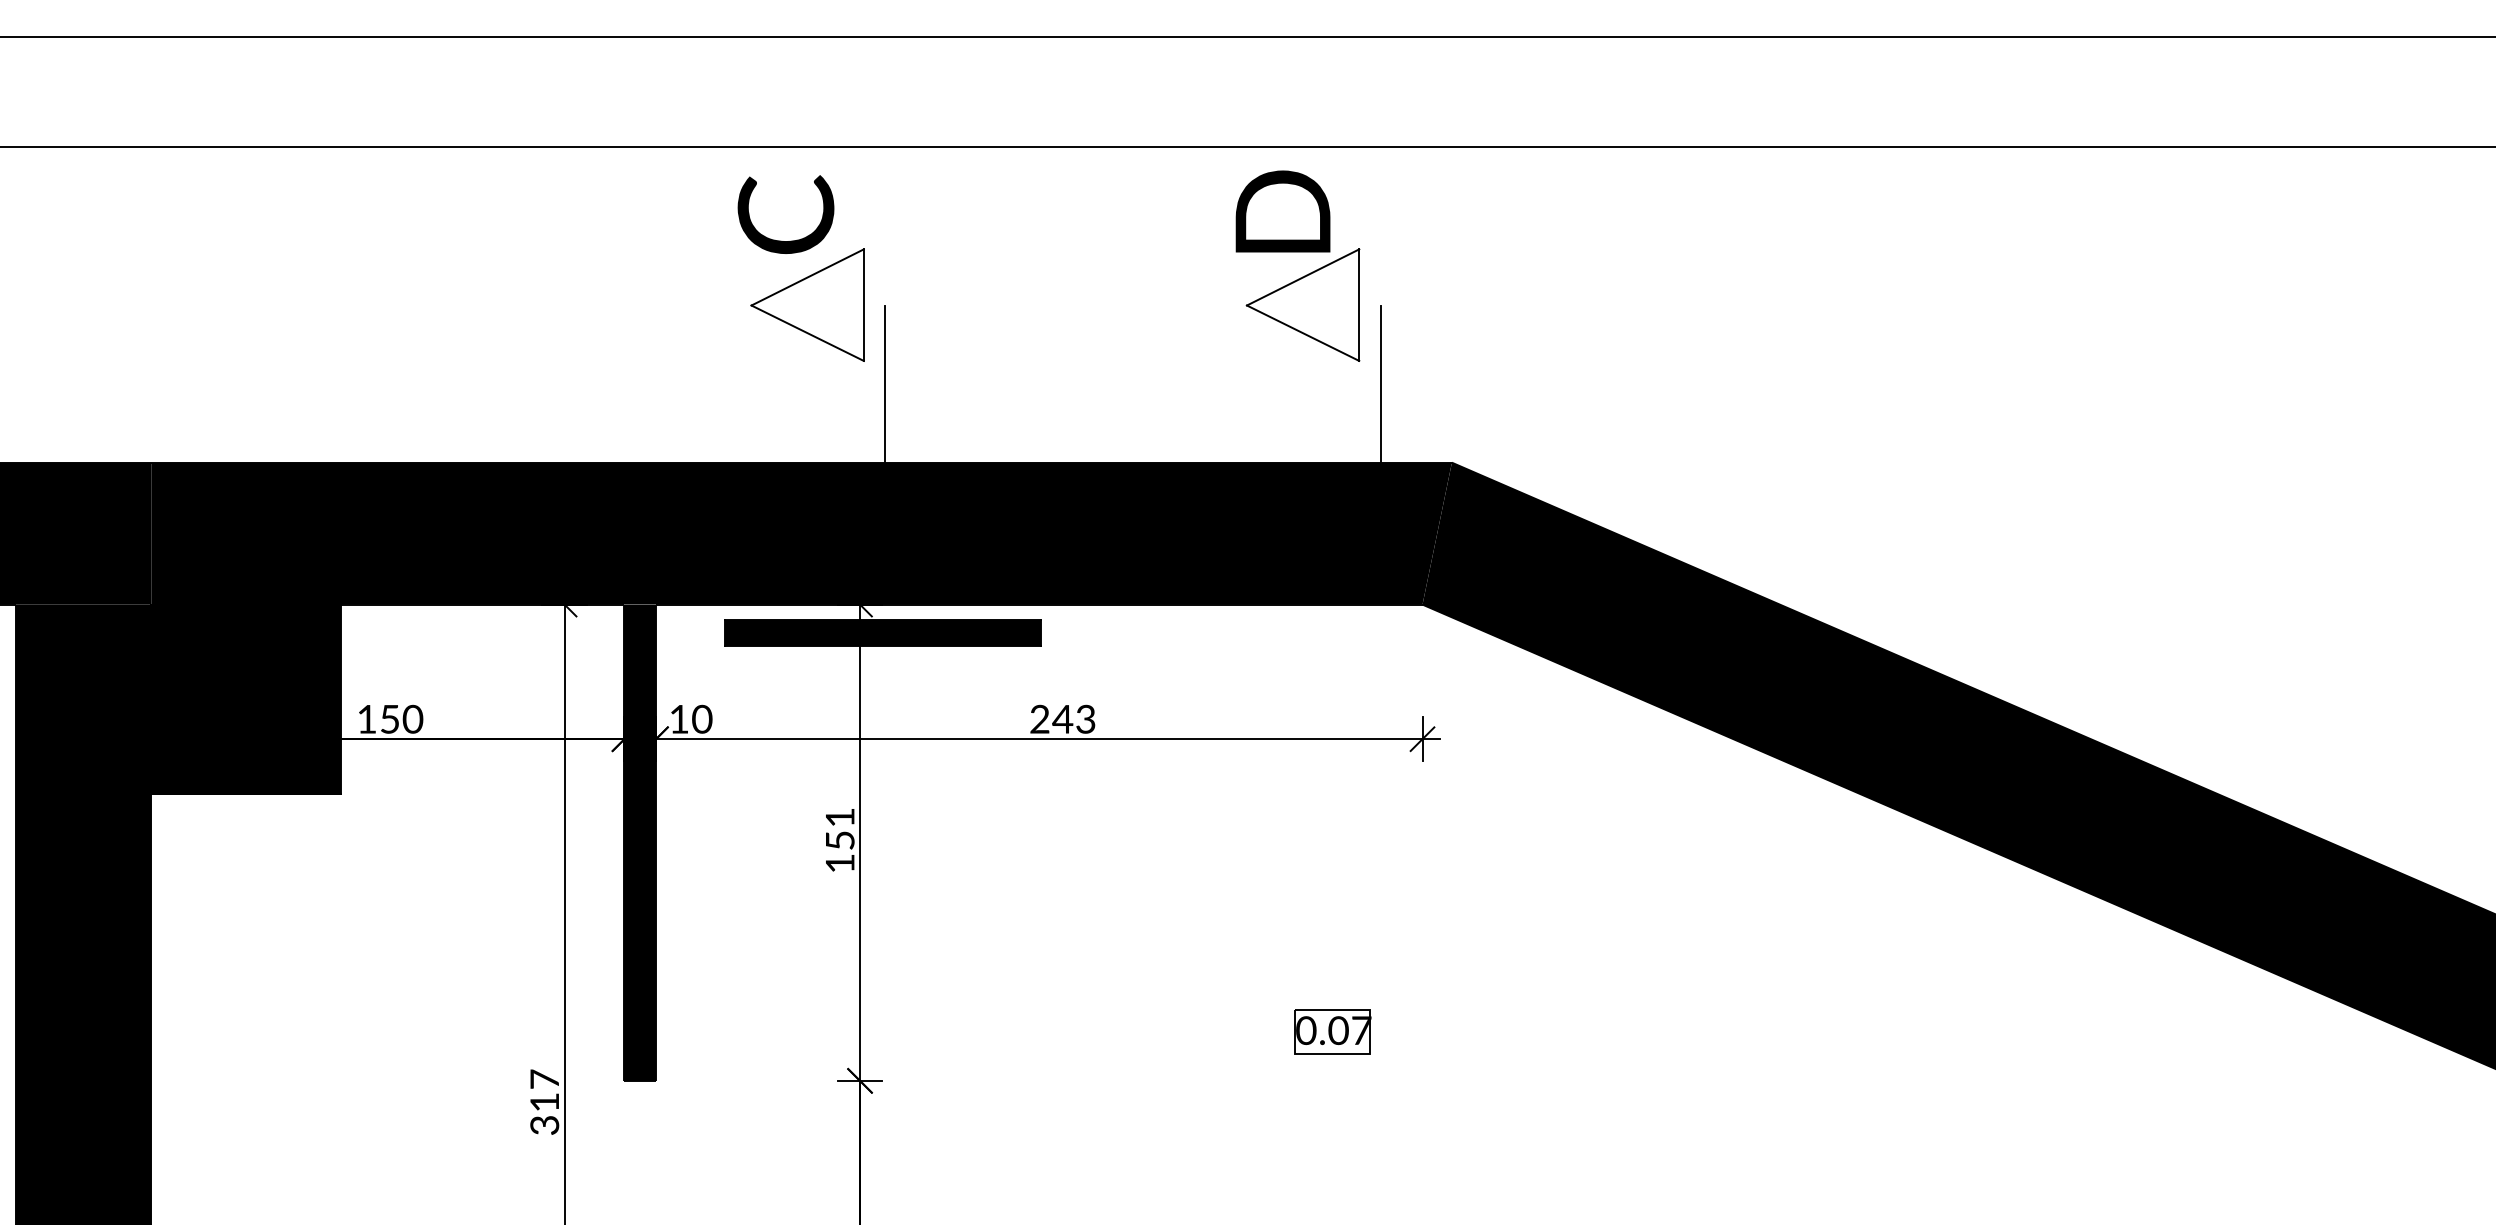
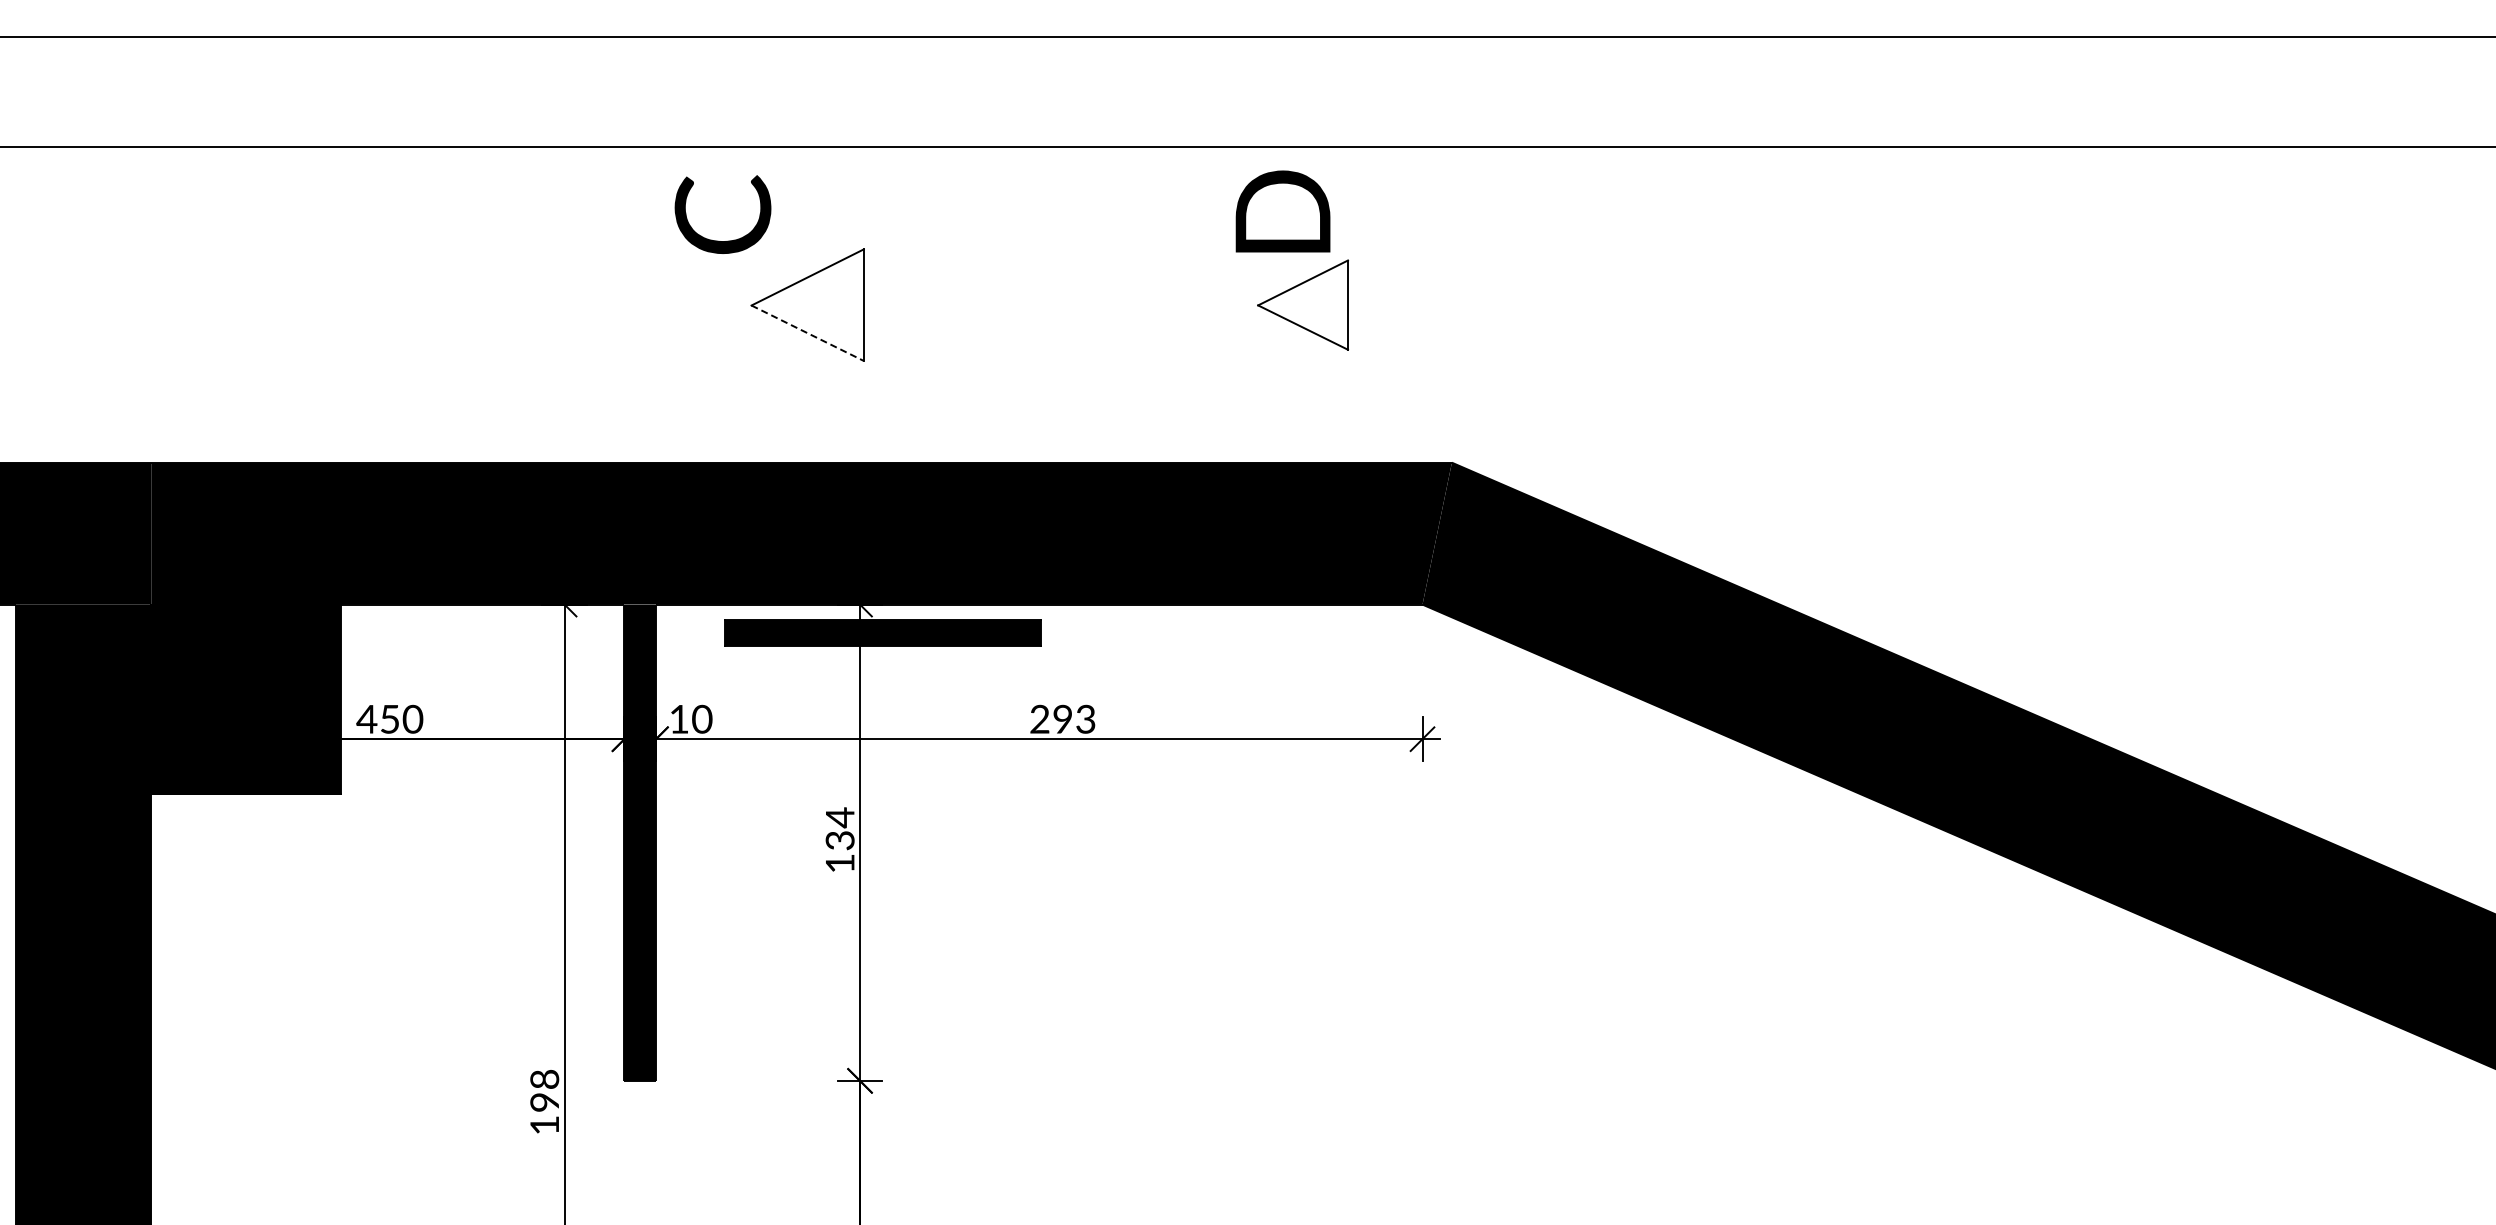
text position: (785, 214) -> (722, 214) (722, 214)
part size: 116x114 px -> 92x92 px (1302, 304)
line: solid -> dashed (807, 333)
line: present -> none (885, 383)
line: present -> none (1380, 383)
text: 243 -> 293 (1062, 718)
text: 150 -> 450 (366, 719)
text: 151 -> 134 (839, 828)
part: present -> none (1332, 1031)
text: 317 -> 198 (544, 1101)
